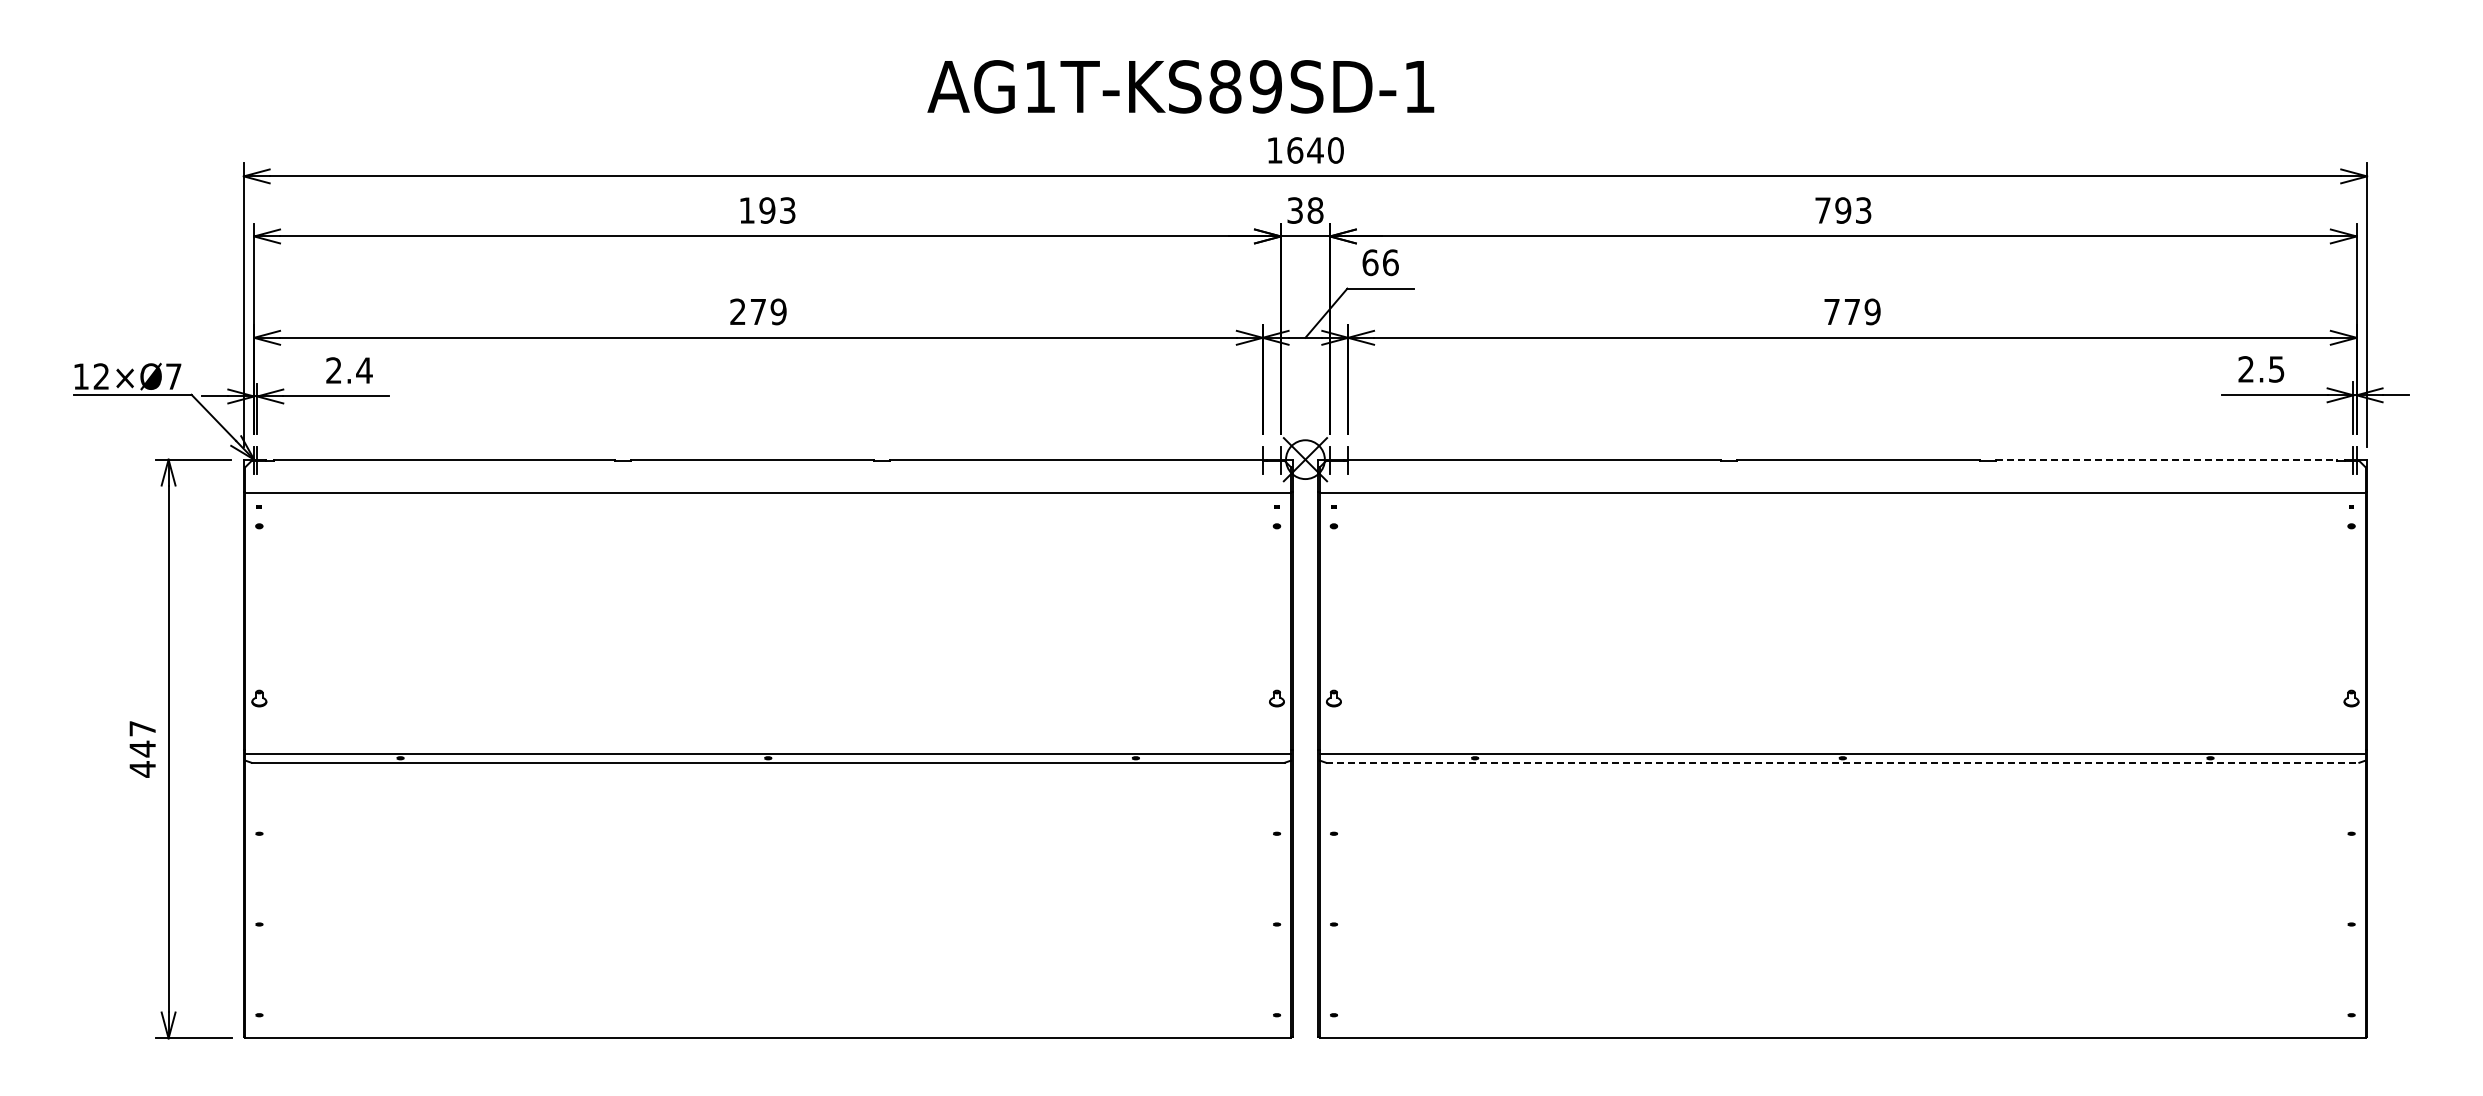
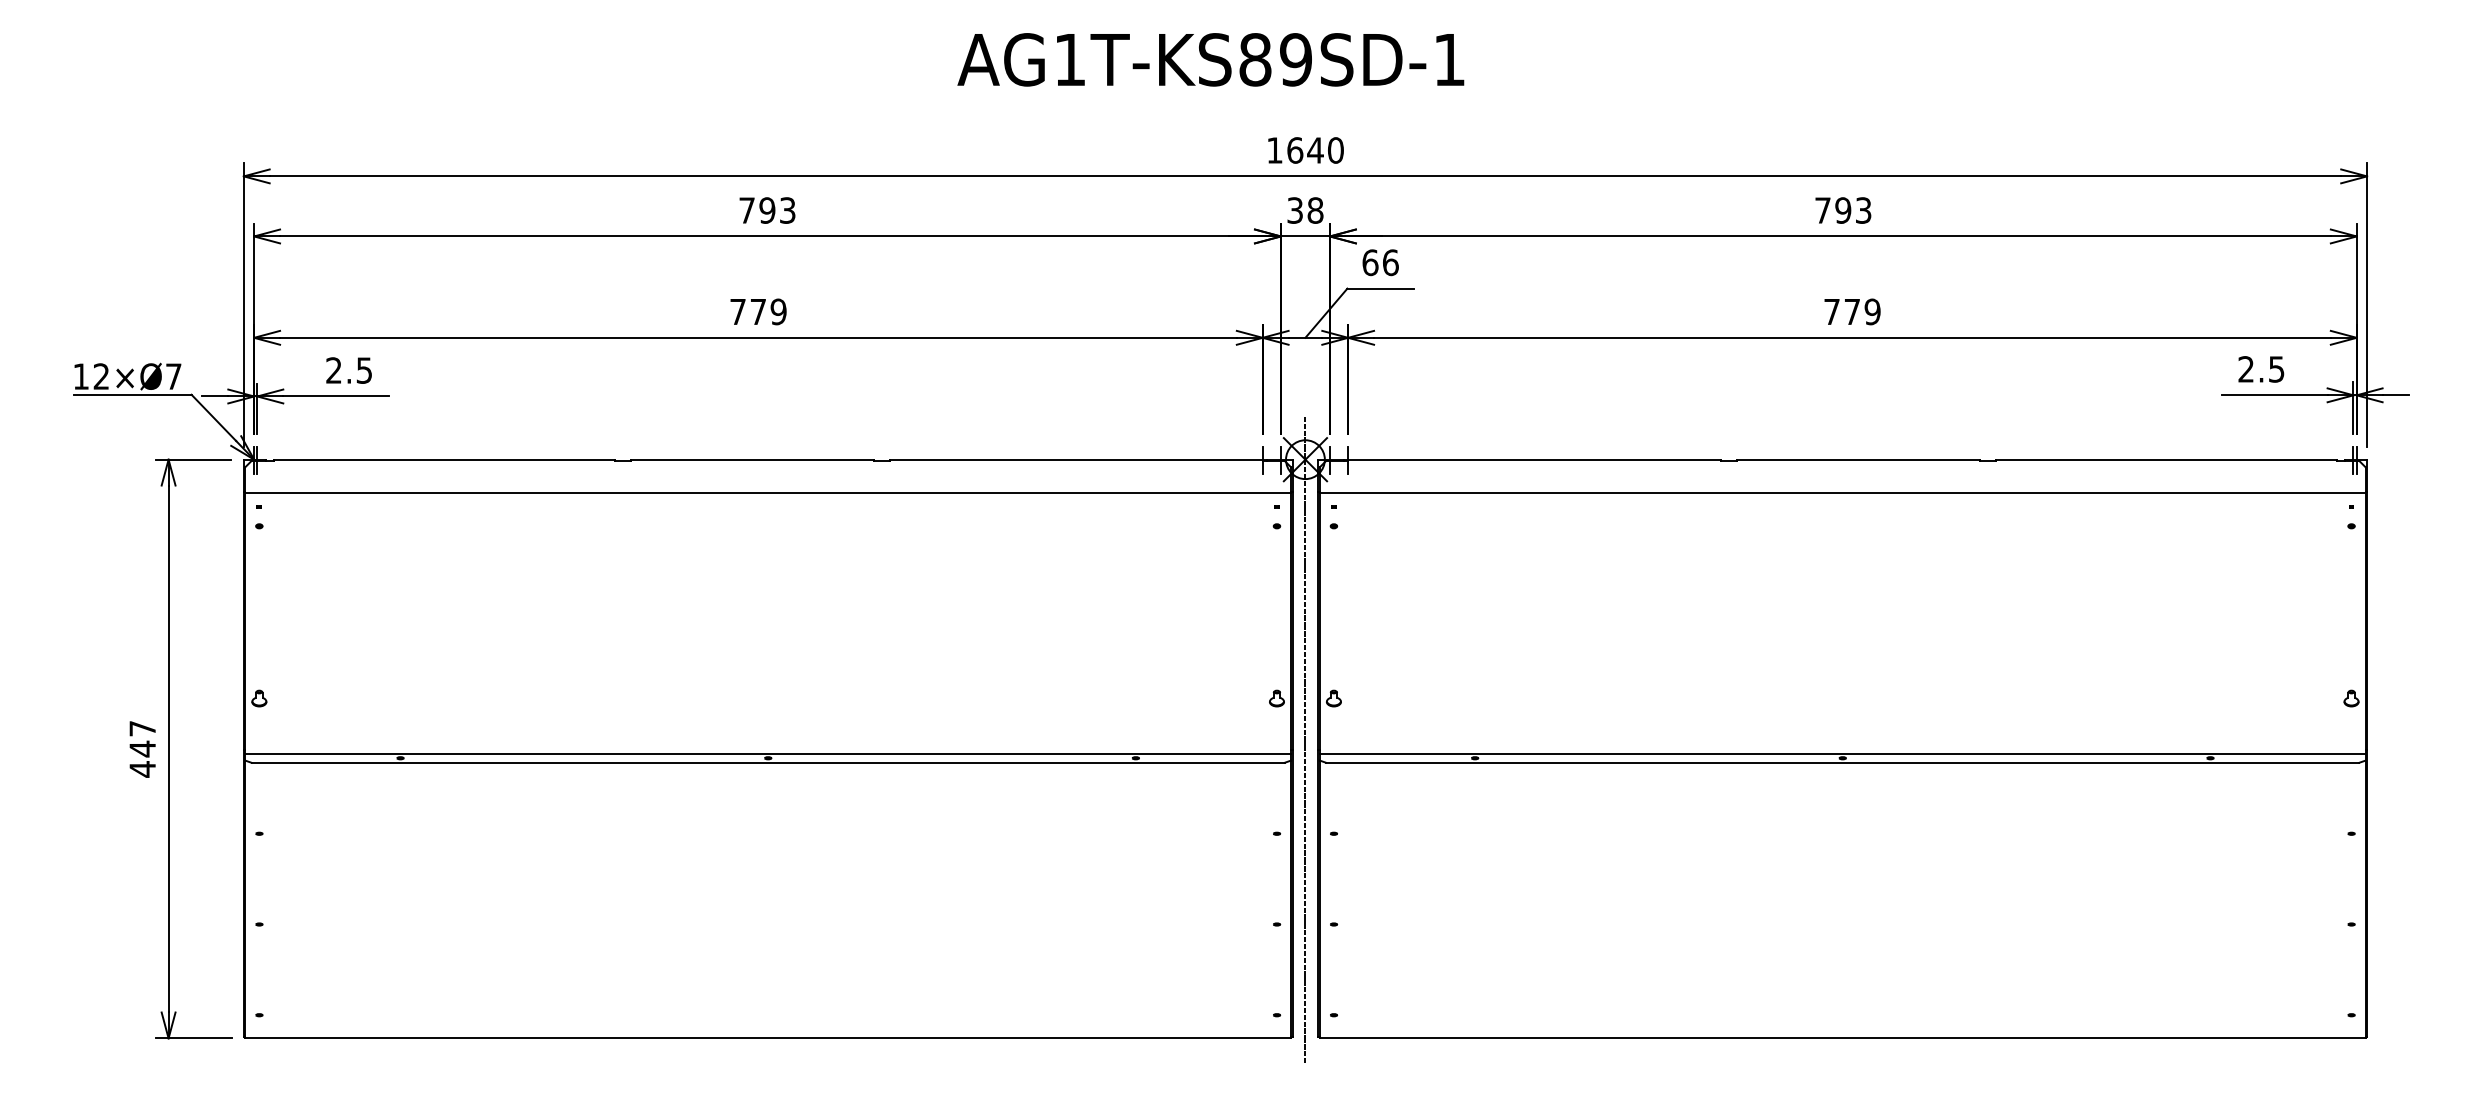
text position: (1180, 86) -> (1210, 59) (1210, 59)
text: 193 -> 793 (746, 210)
text: 279 -> 779 (737, 311)
text: 2.4 -> 2.5 (364, 370)
line: dashed -> solid (2166, 459)
line: none -> present (1305, 739)
line: dashed -> solid (1842, 762)
